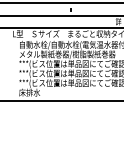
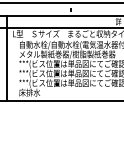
line: none -> present (7, 58)
